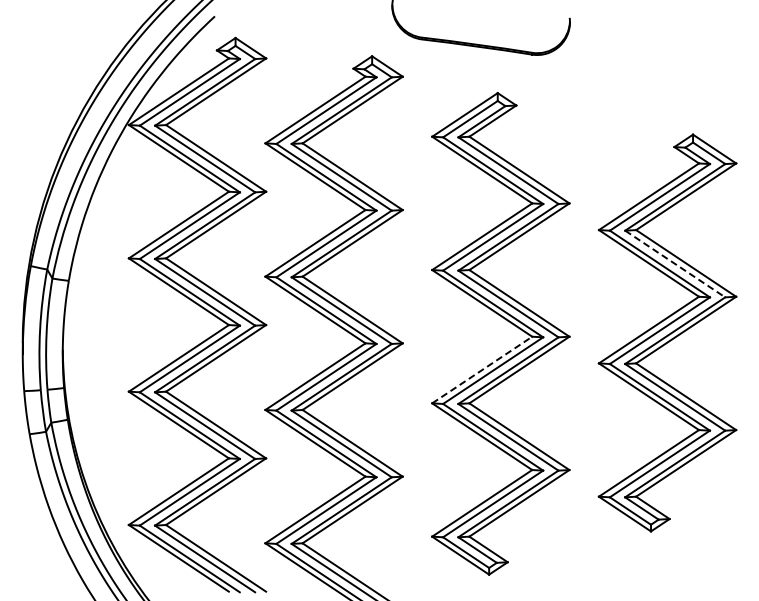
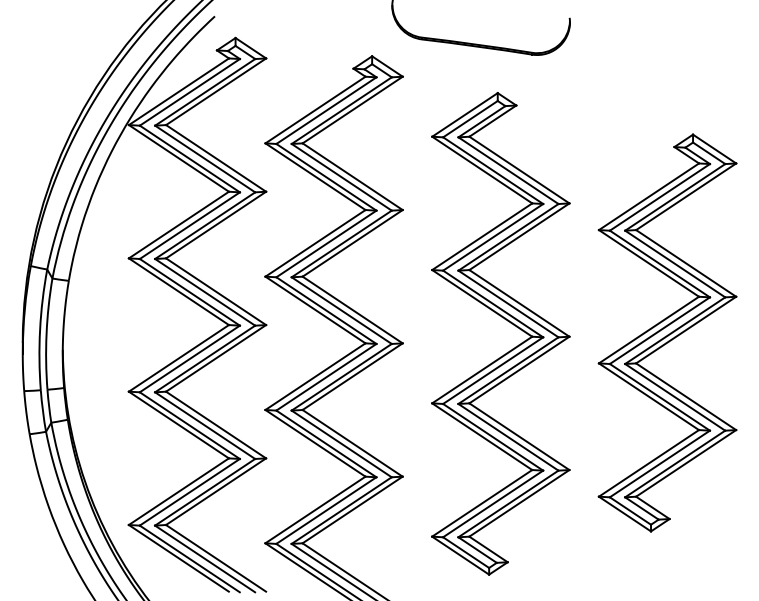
line: dashed -> solid (675, 264)
line: dashed -> solid (482, 369)
